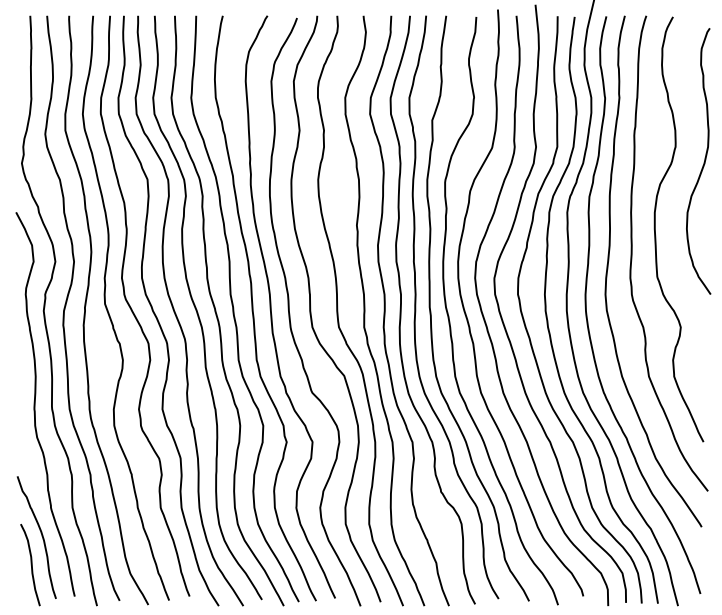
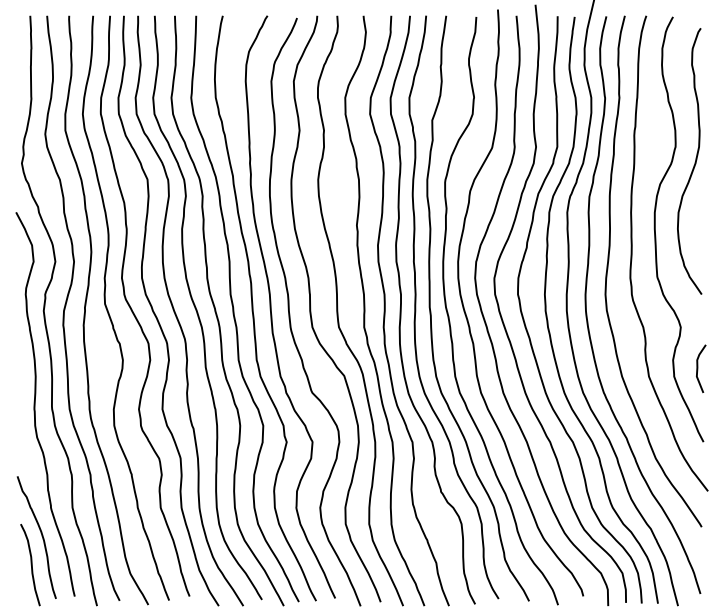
curve position: (703, 162) -> (694, 162) (694, 162)
curve: none -> present (698, 368)
